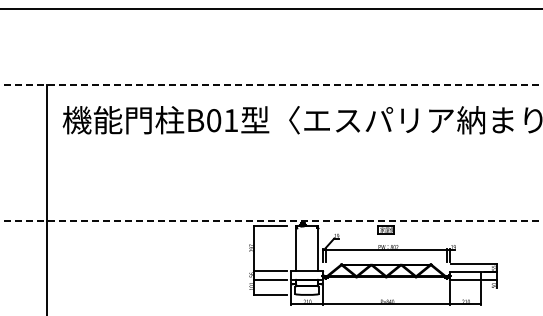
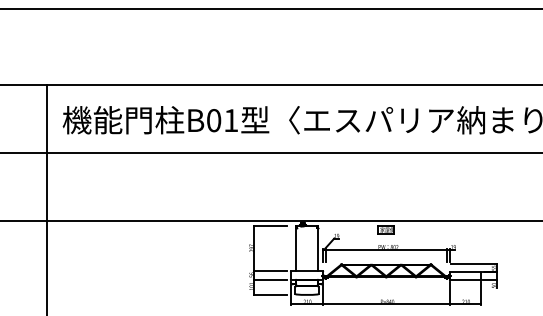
line: dashed -> solid (271, 84)
line: none -> present (270, 152)
line: dashed -> solid (271, 220)
